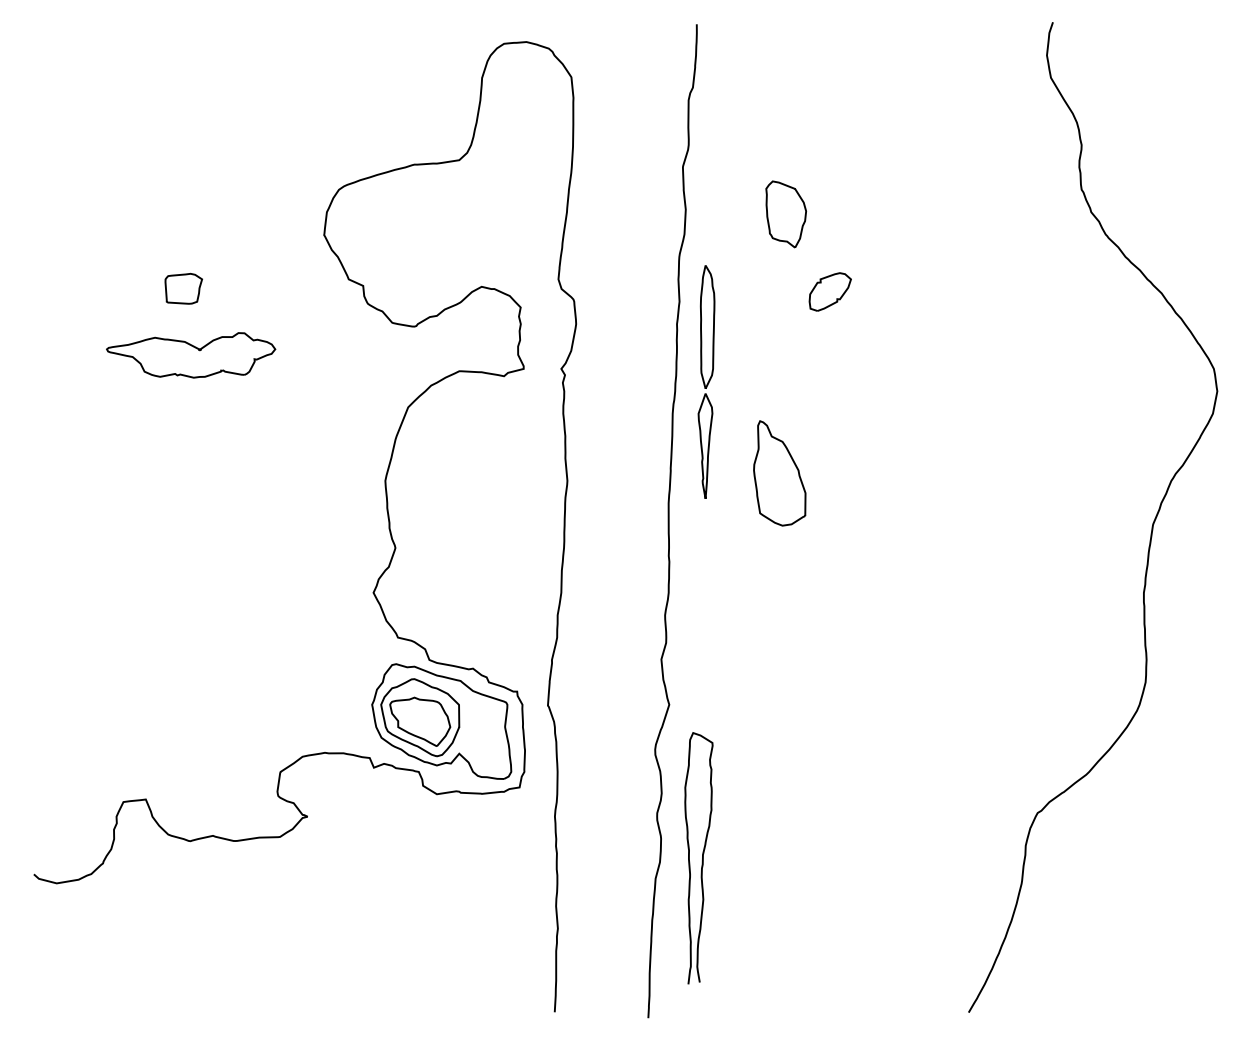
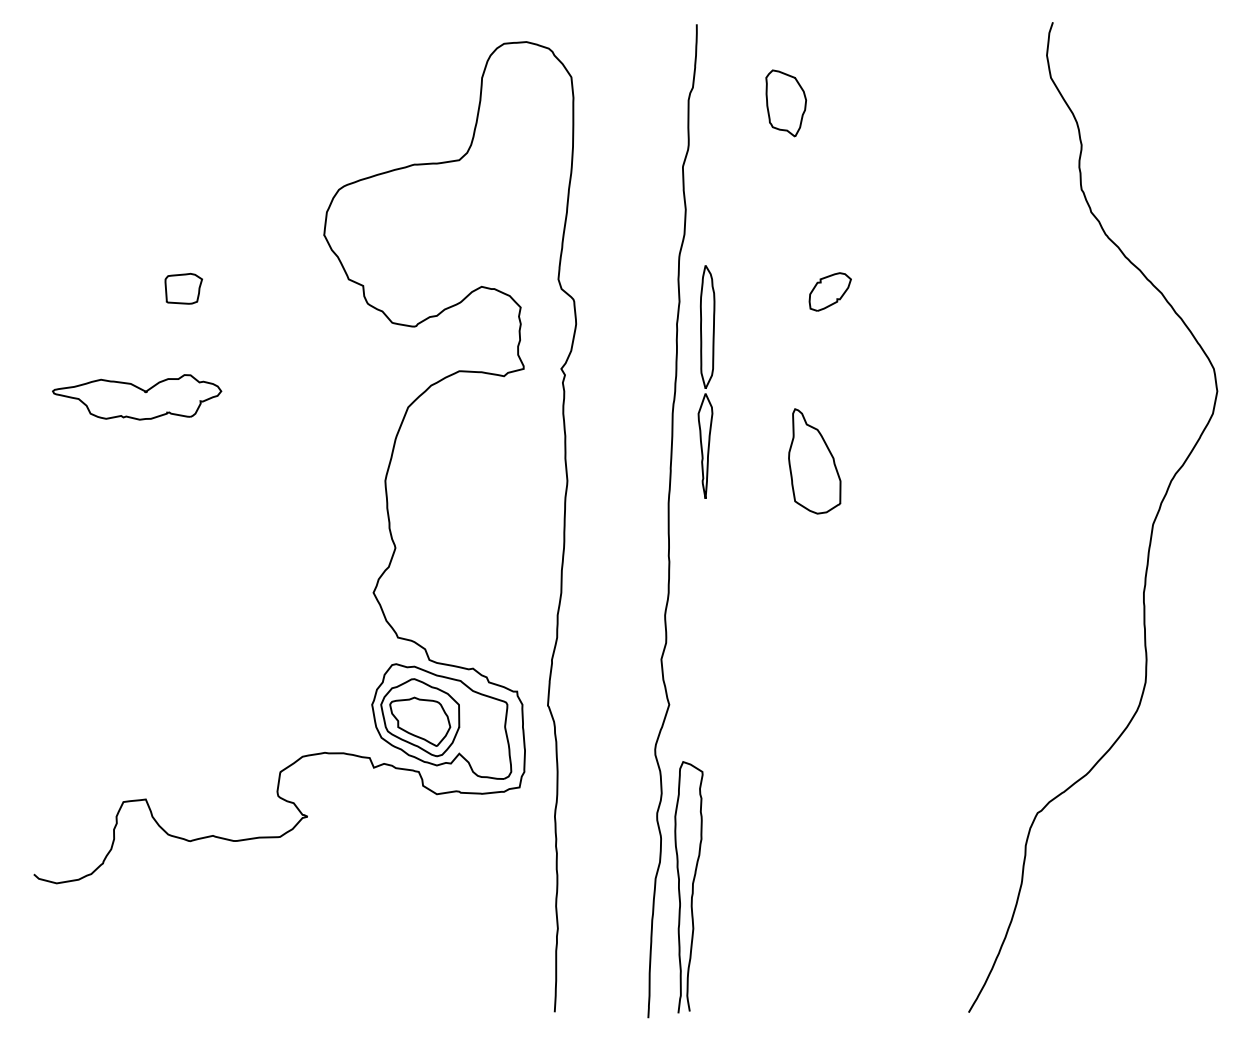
part position: (785, 214) -> (785, 103) (785, 103)
part position: (191, 355) -> (137, 397) (137, 397)
part position: (779, 473) -> (814, 461) (814, 461)
curve position: (702, 858) -> (692, 887) (692, 887)
